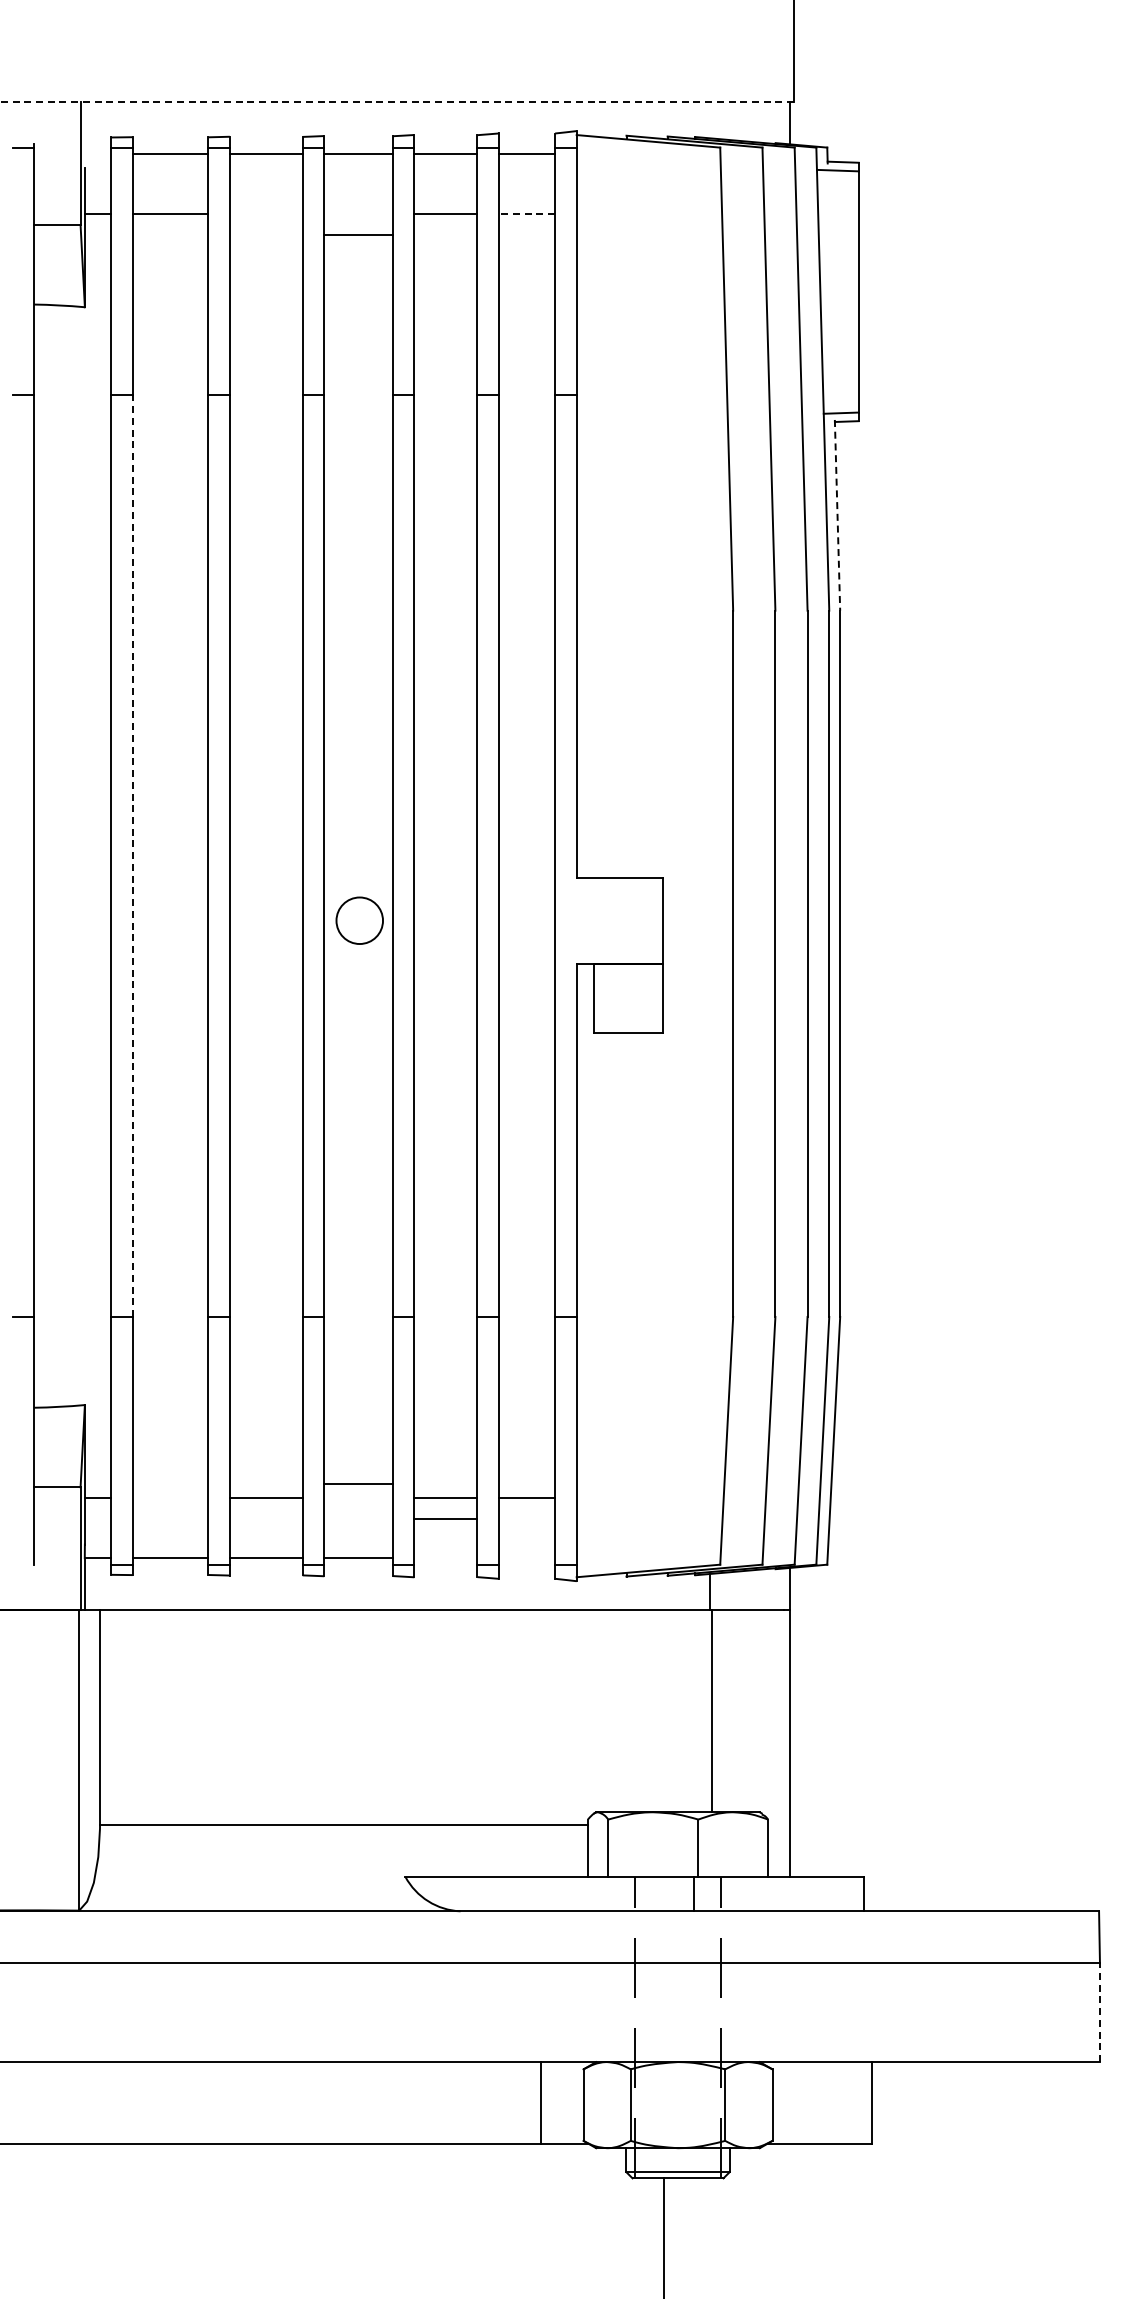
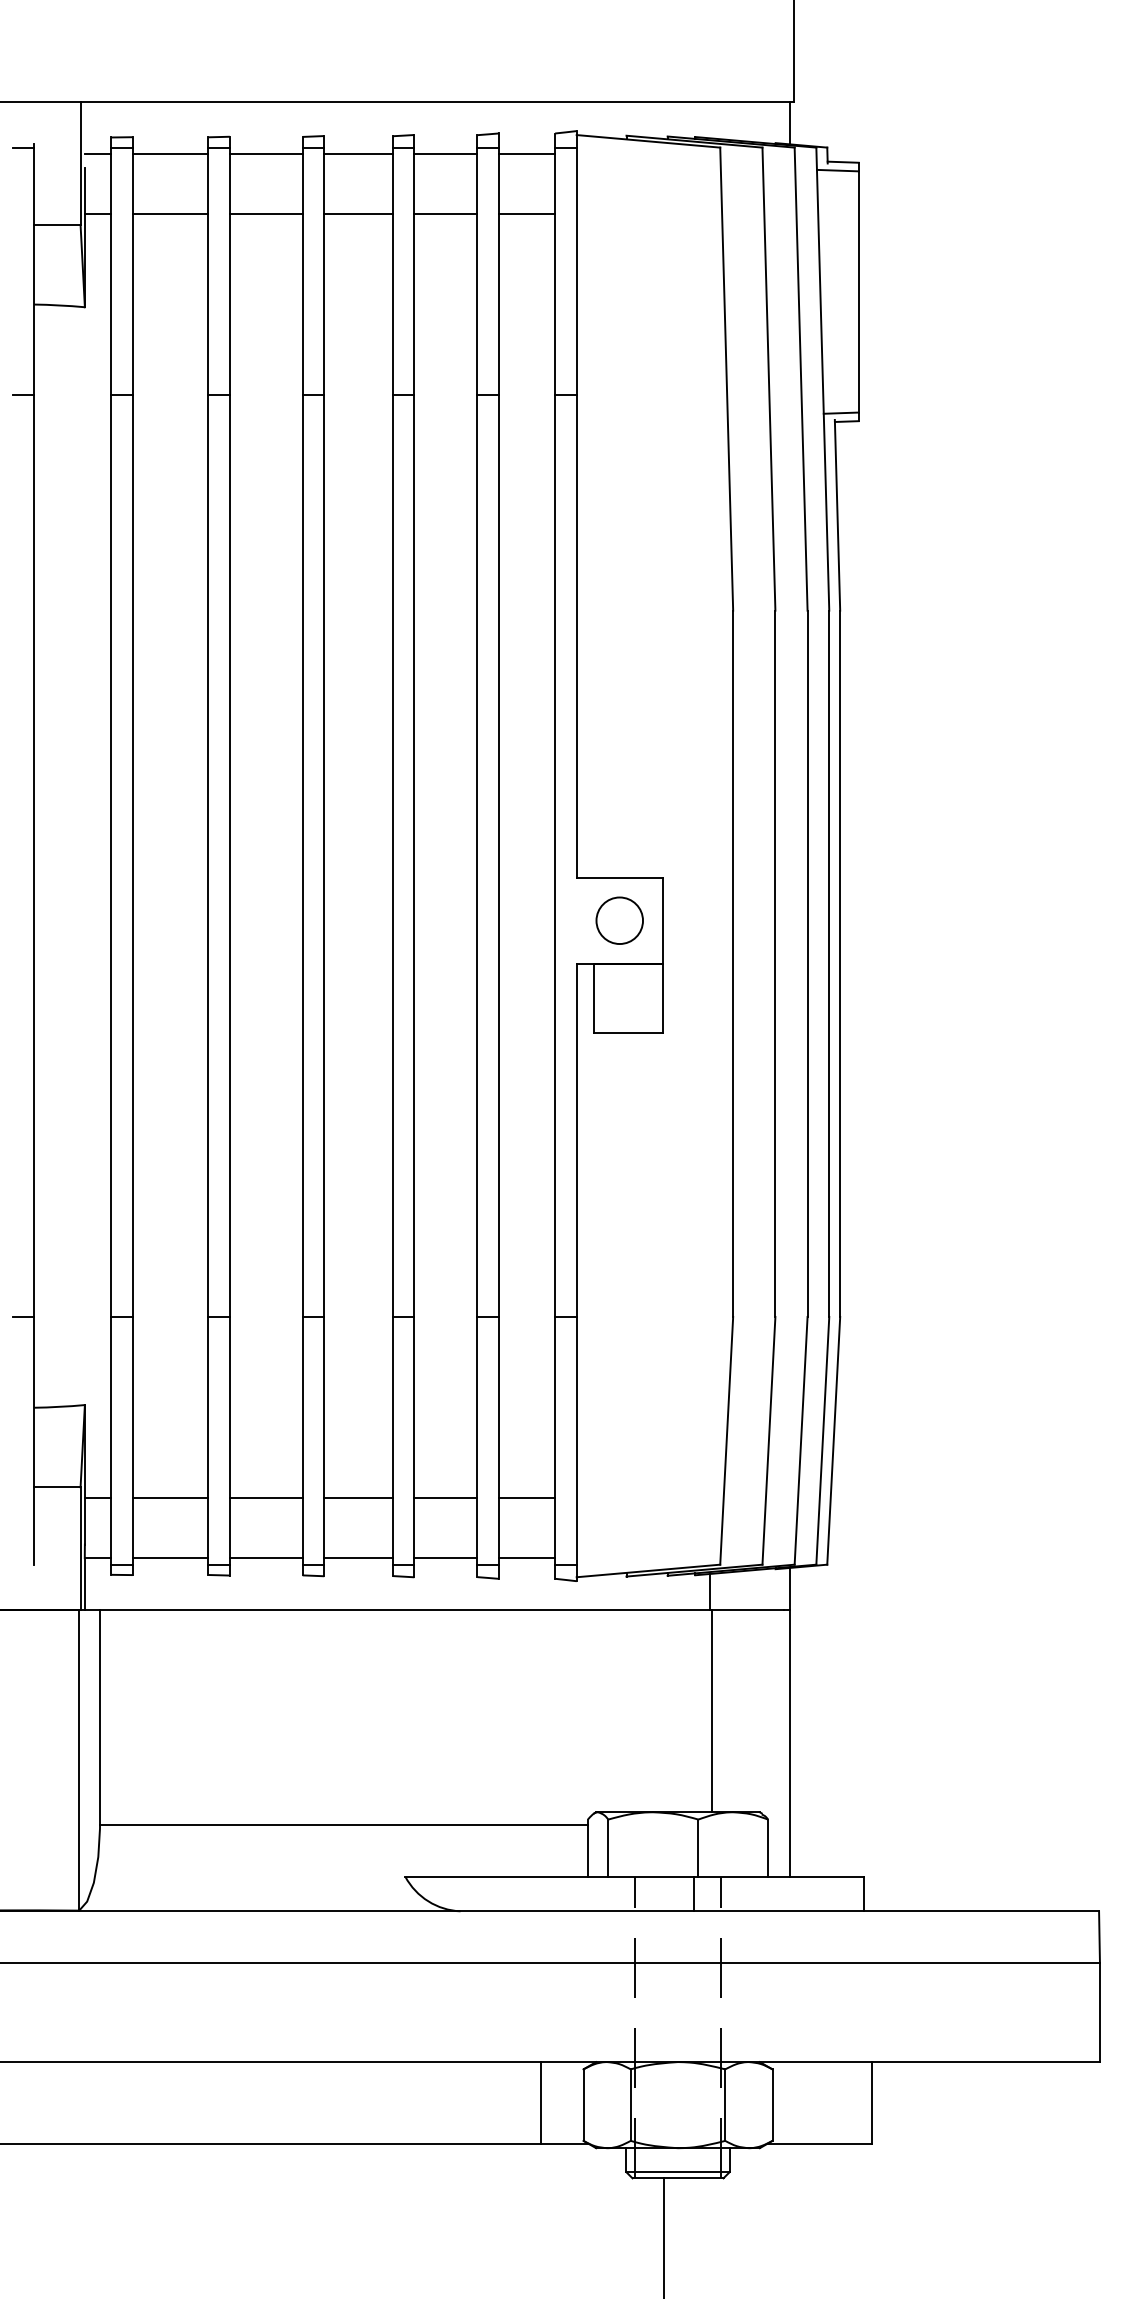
line: dashed -> solid (397, 102)
line: none -> present (97, 154)
line: none -> present (265, 214)
line: dashed -> solid (526, 214)
line position: (358, 235) -> (358, 214) (358, 214)
line: dashed -> solid (837, 515)
line: dashed -> solid (132, 856)
circle position: (359, 920) -> (619, 920) (619, 920)
line position: (358, 1483) -> (358, 1497) (358, 1497)
line: none -> present (170, 1497)
line position: (445, 1519) -> (445, 1558) (445, 1558)
line: none -> present (526, 1558)
line: dashed -> solid (1099, 2012)
